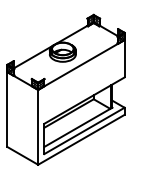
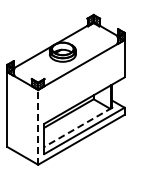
line: solid -> dashed (38, 126)
line: solid -> dashed (77, 127)
